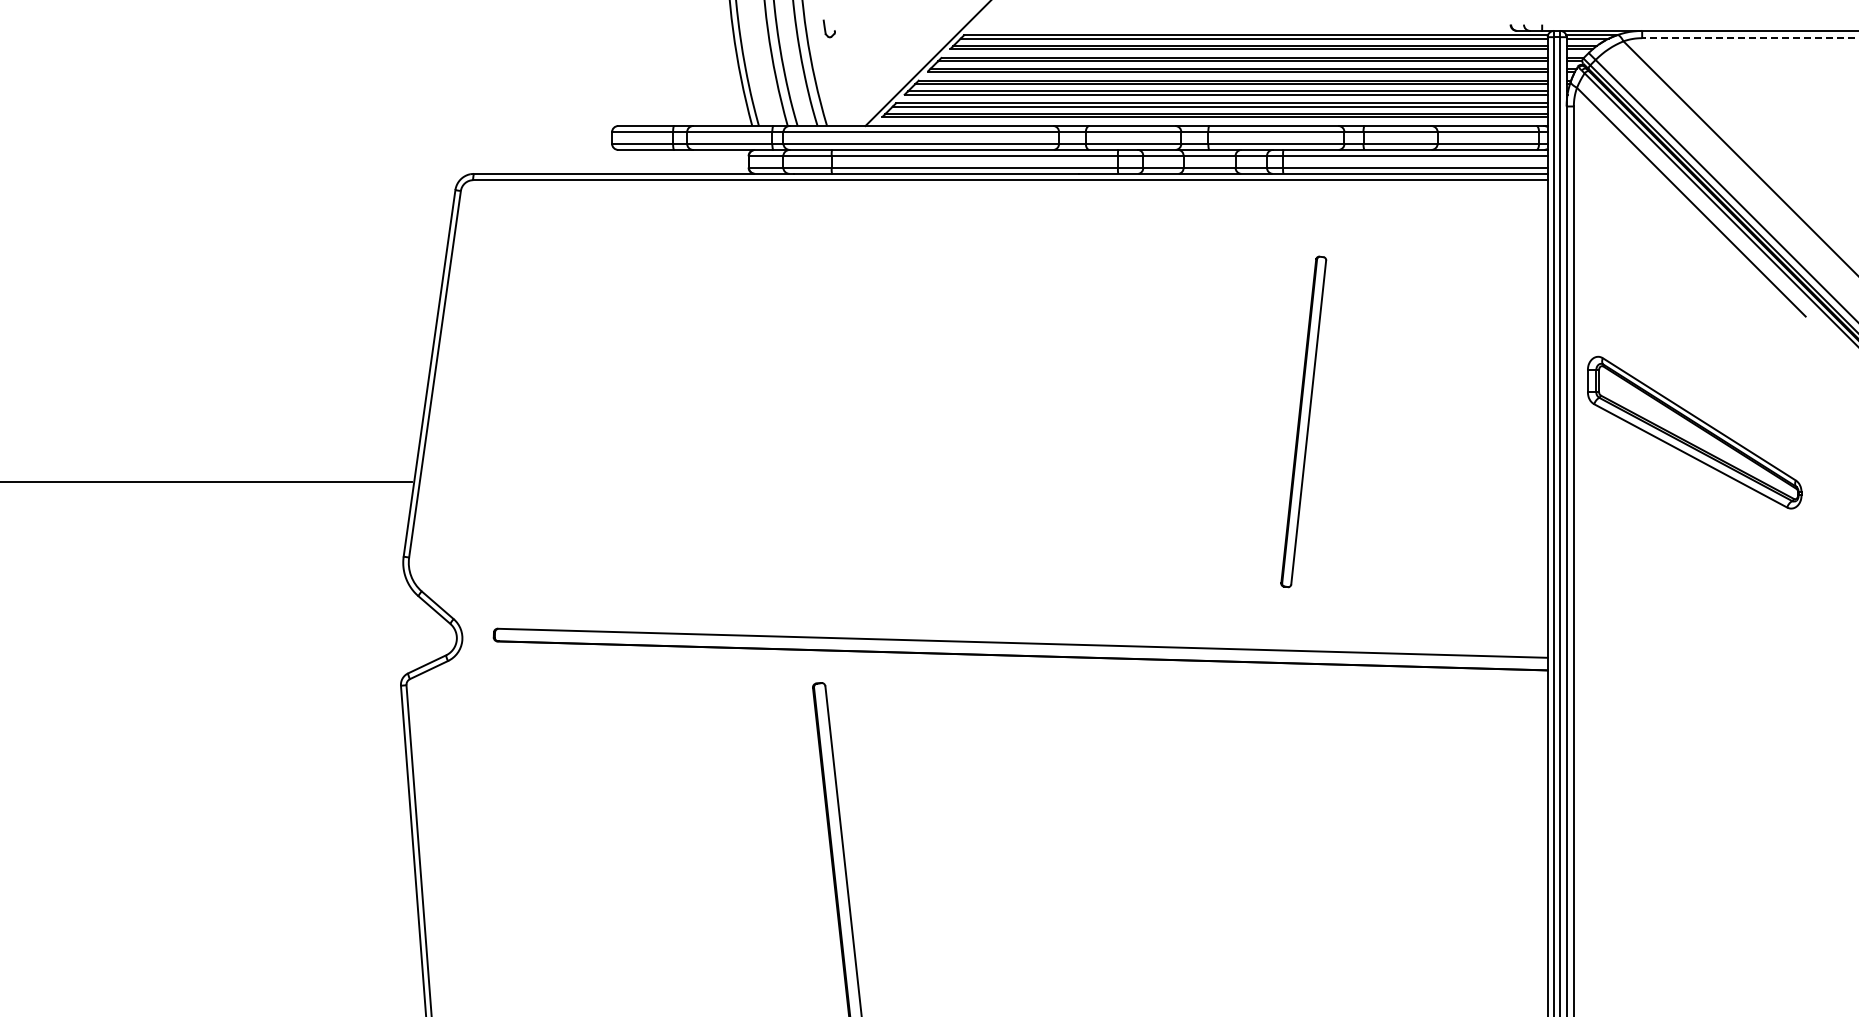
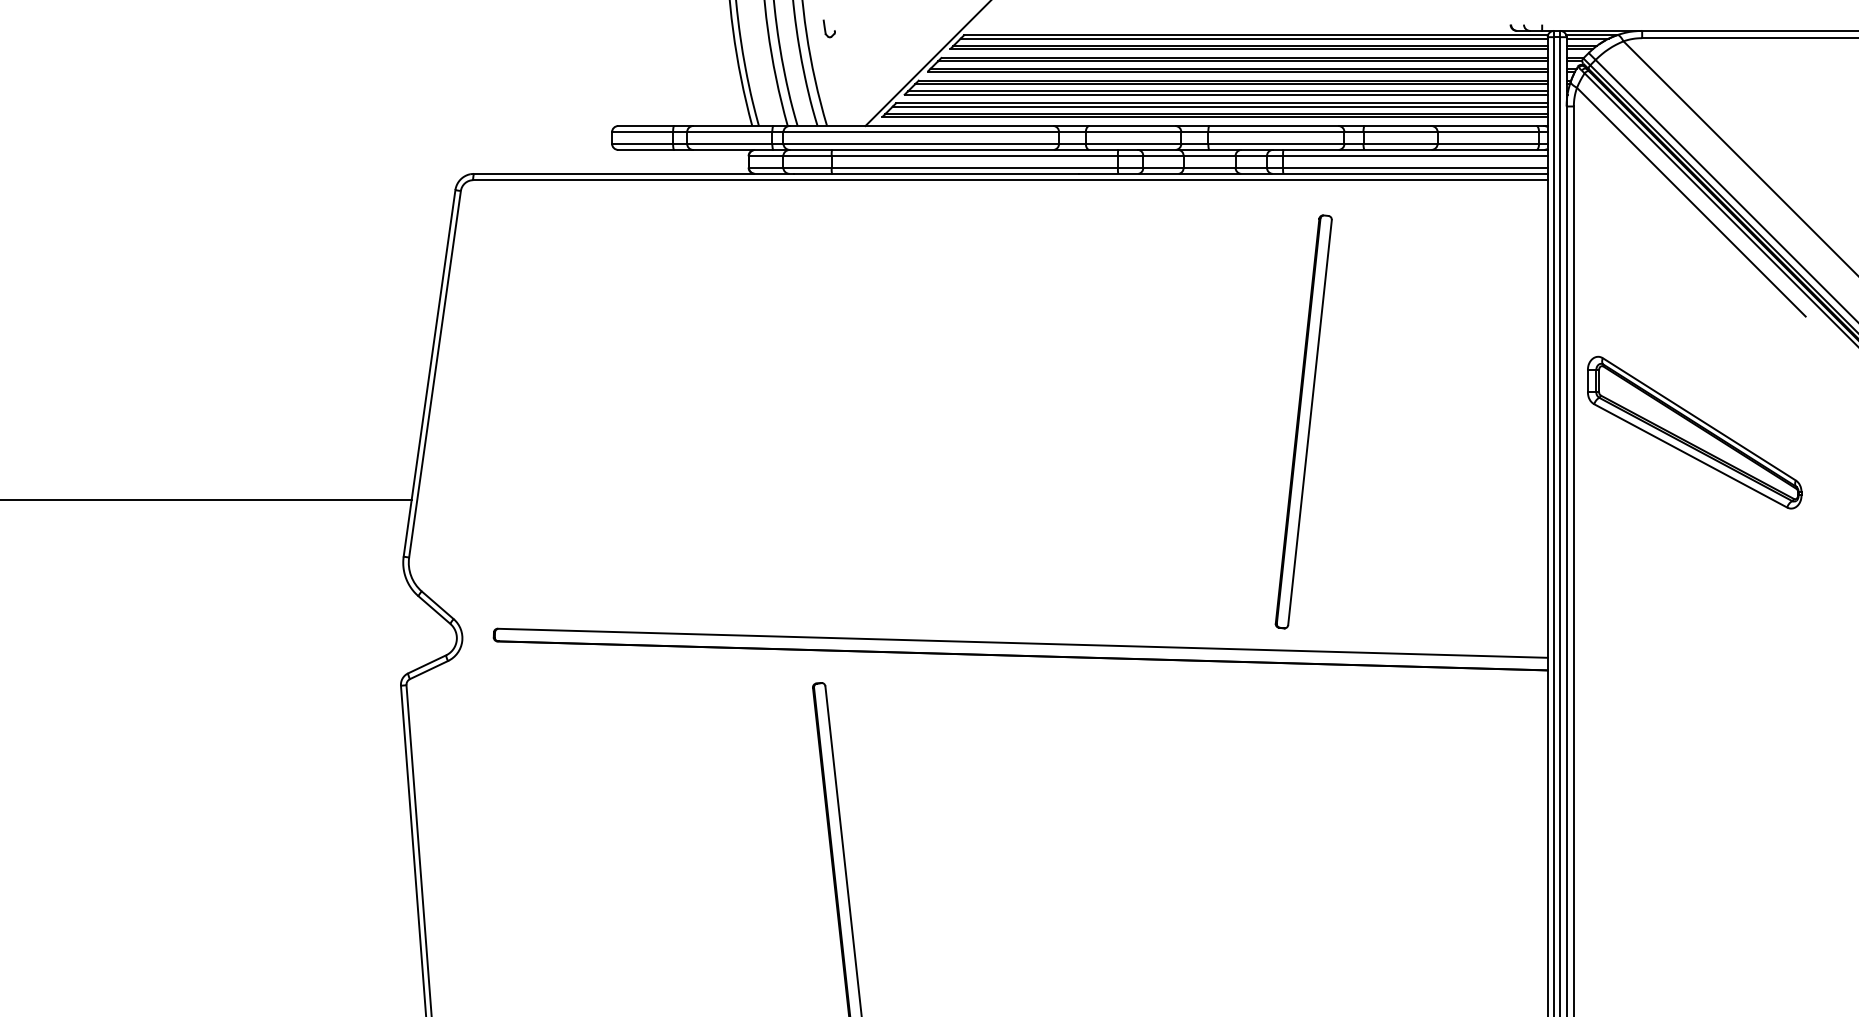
line: dashed -> solid (1750, 38)
part size: 48x334 px -> 59x416 px (1303, 421)
line position: (206, 482) -> (206, 500) (206, 500)
